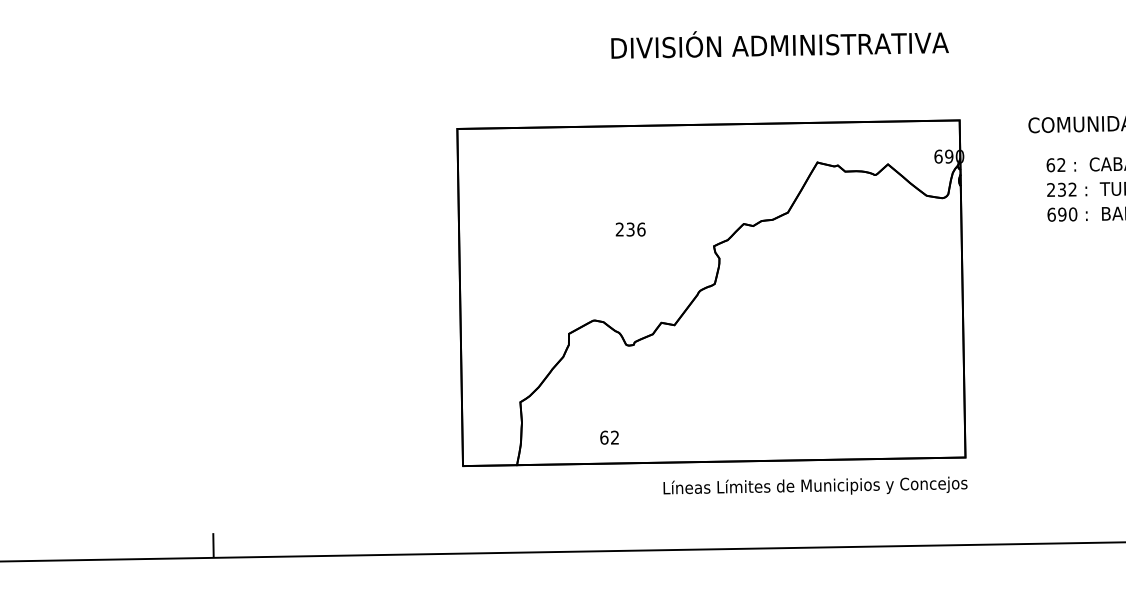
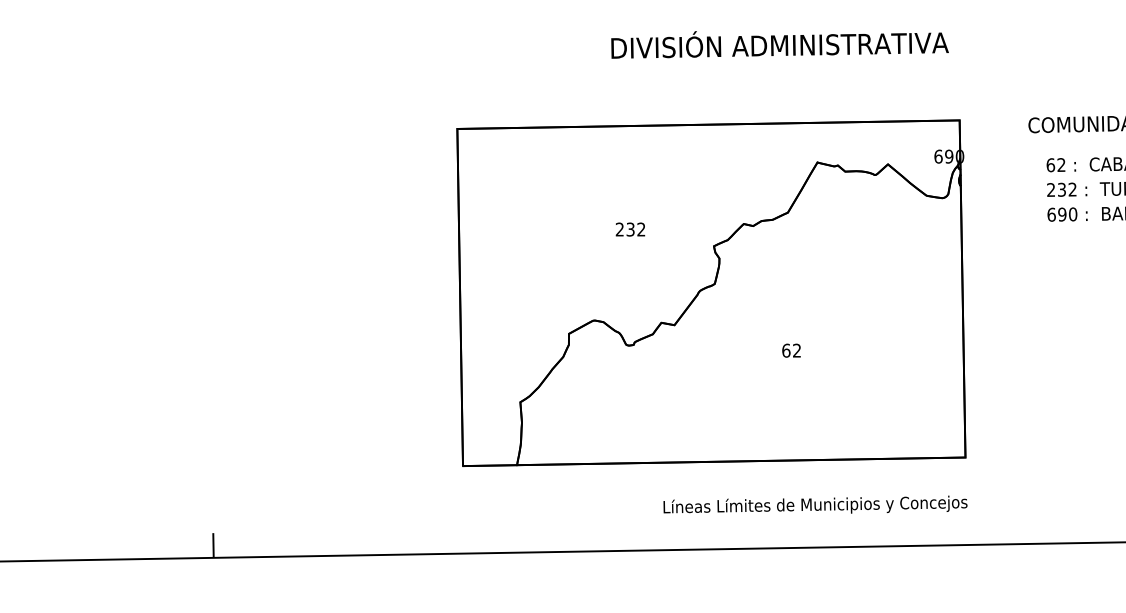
text: 236 -> 232 (641, 229)
text position: (609, 437) -> (791, 350) (791, 350)
text position: (815, 485) -> (815, 504) (815, 504)
